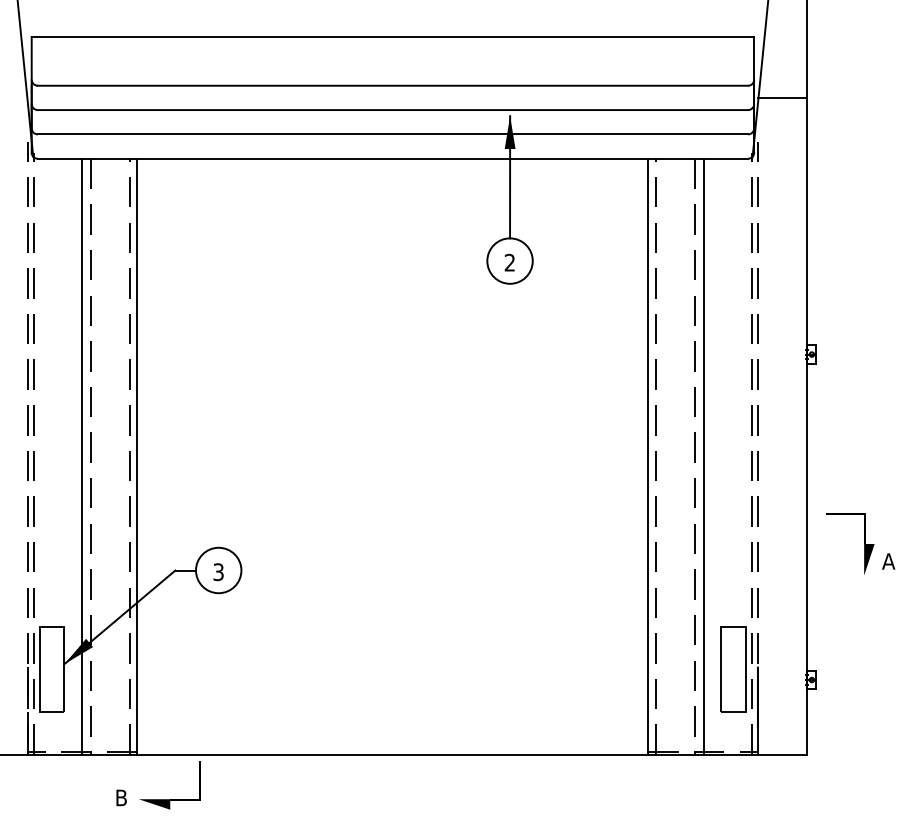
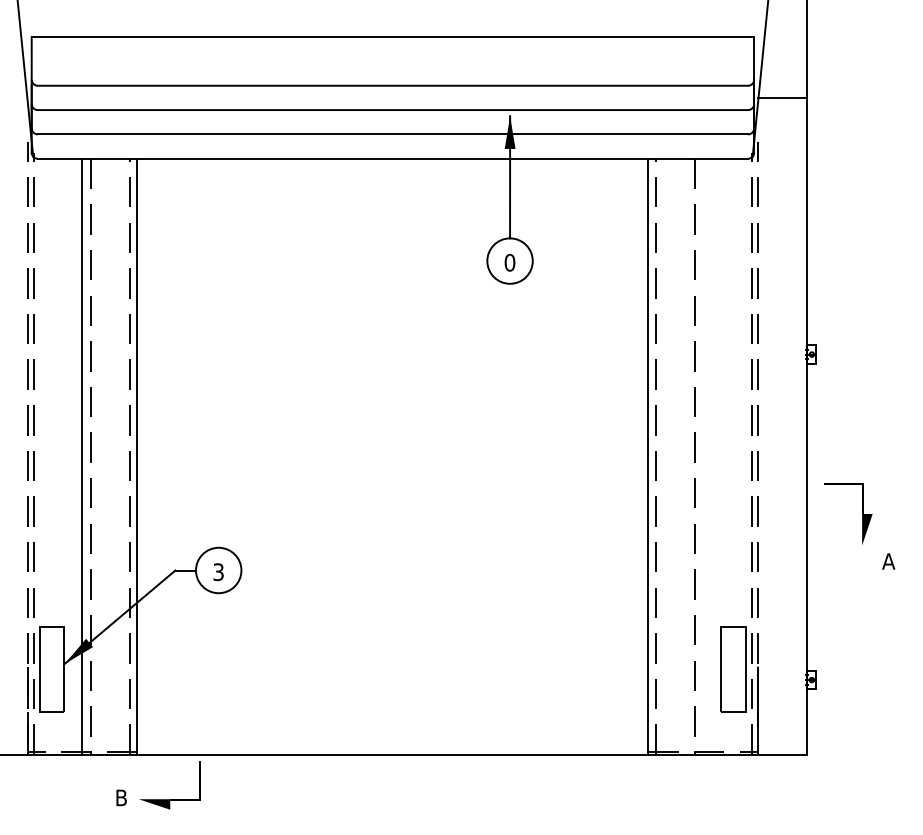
text: 2 -> 0 (509, 262)
line: present -> none (704, 456)
part position: (864, 543) -> (862, 513) (862, 513)
